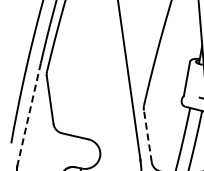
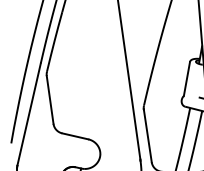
line: dashed -> solid (29, 114)
line: dashed -> solid (147, 135)
